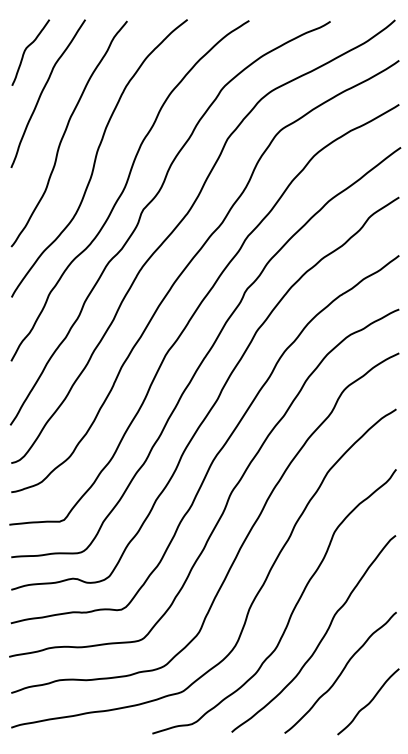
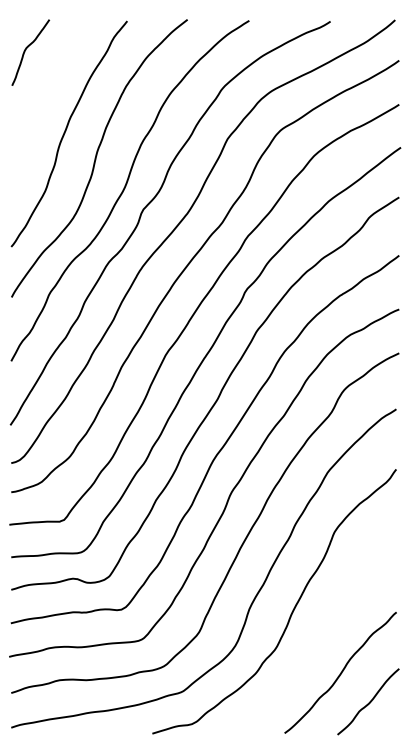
curve: present -> none (43, 91)
curve: present -> none (320, 639)
